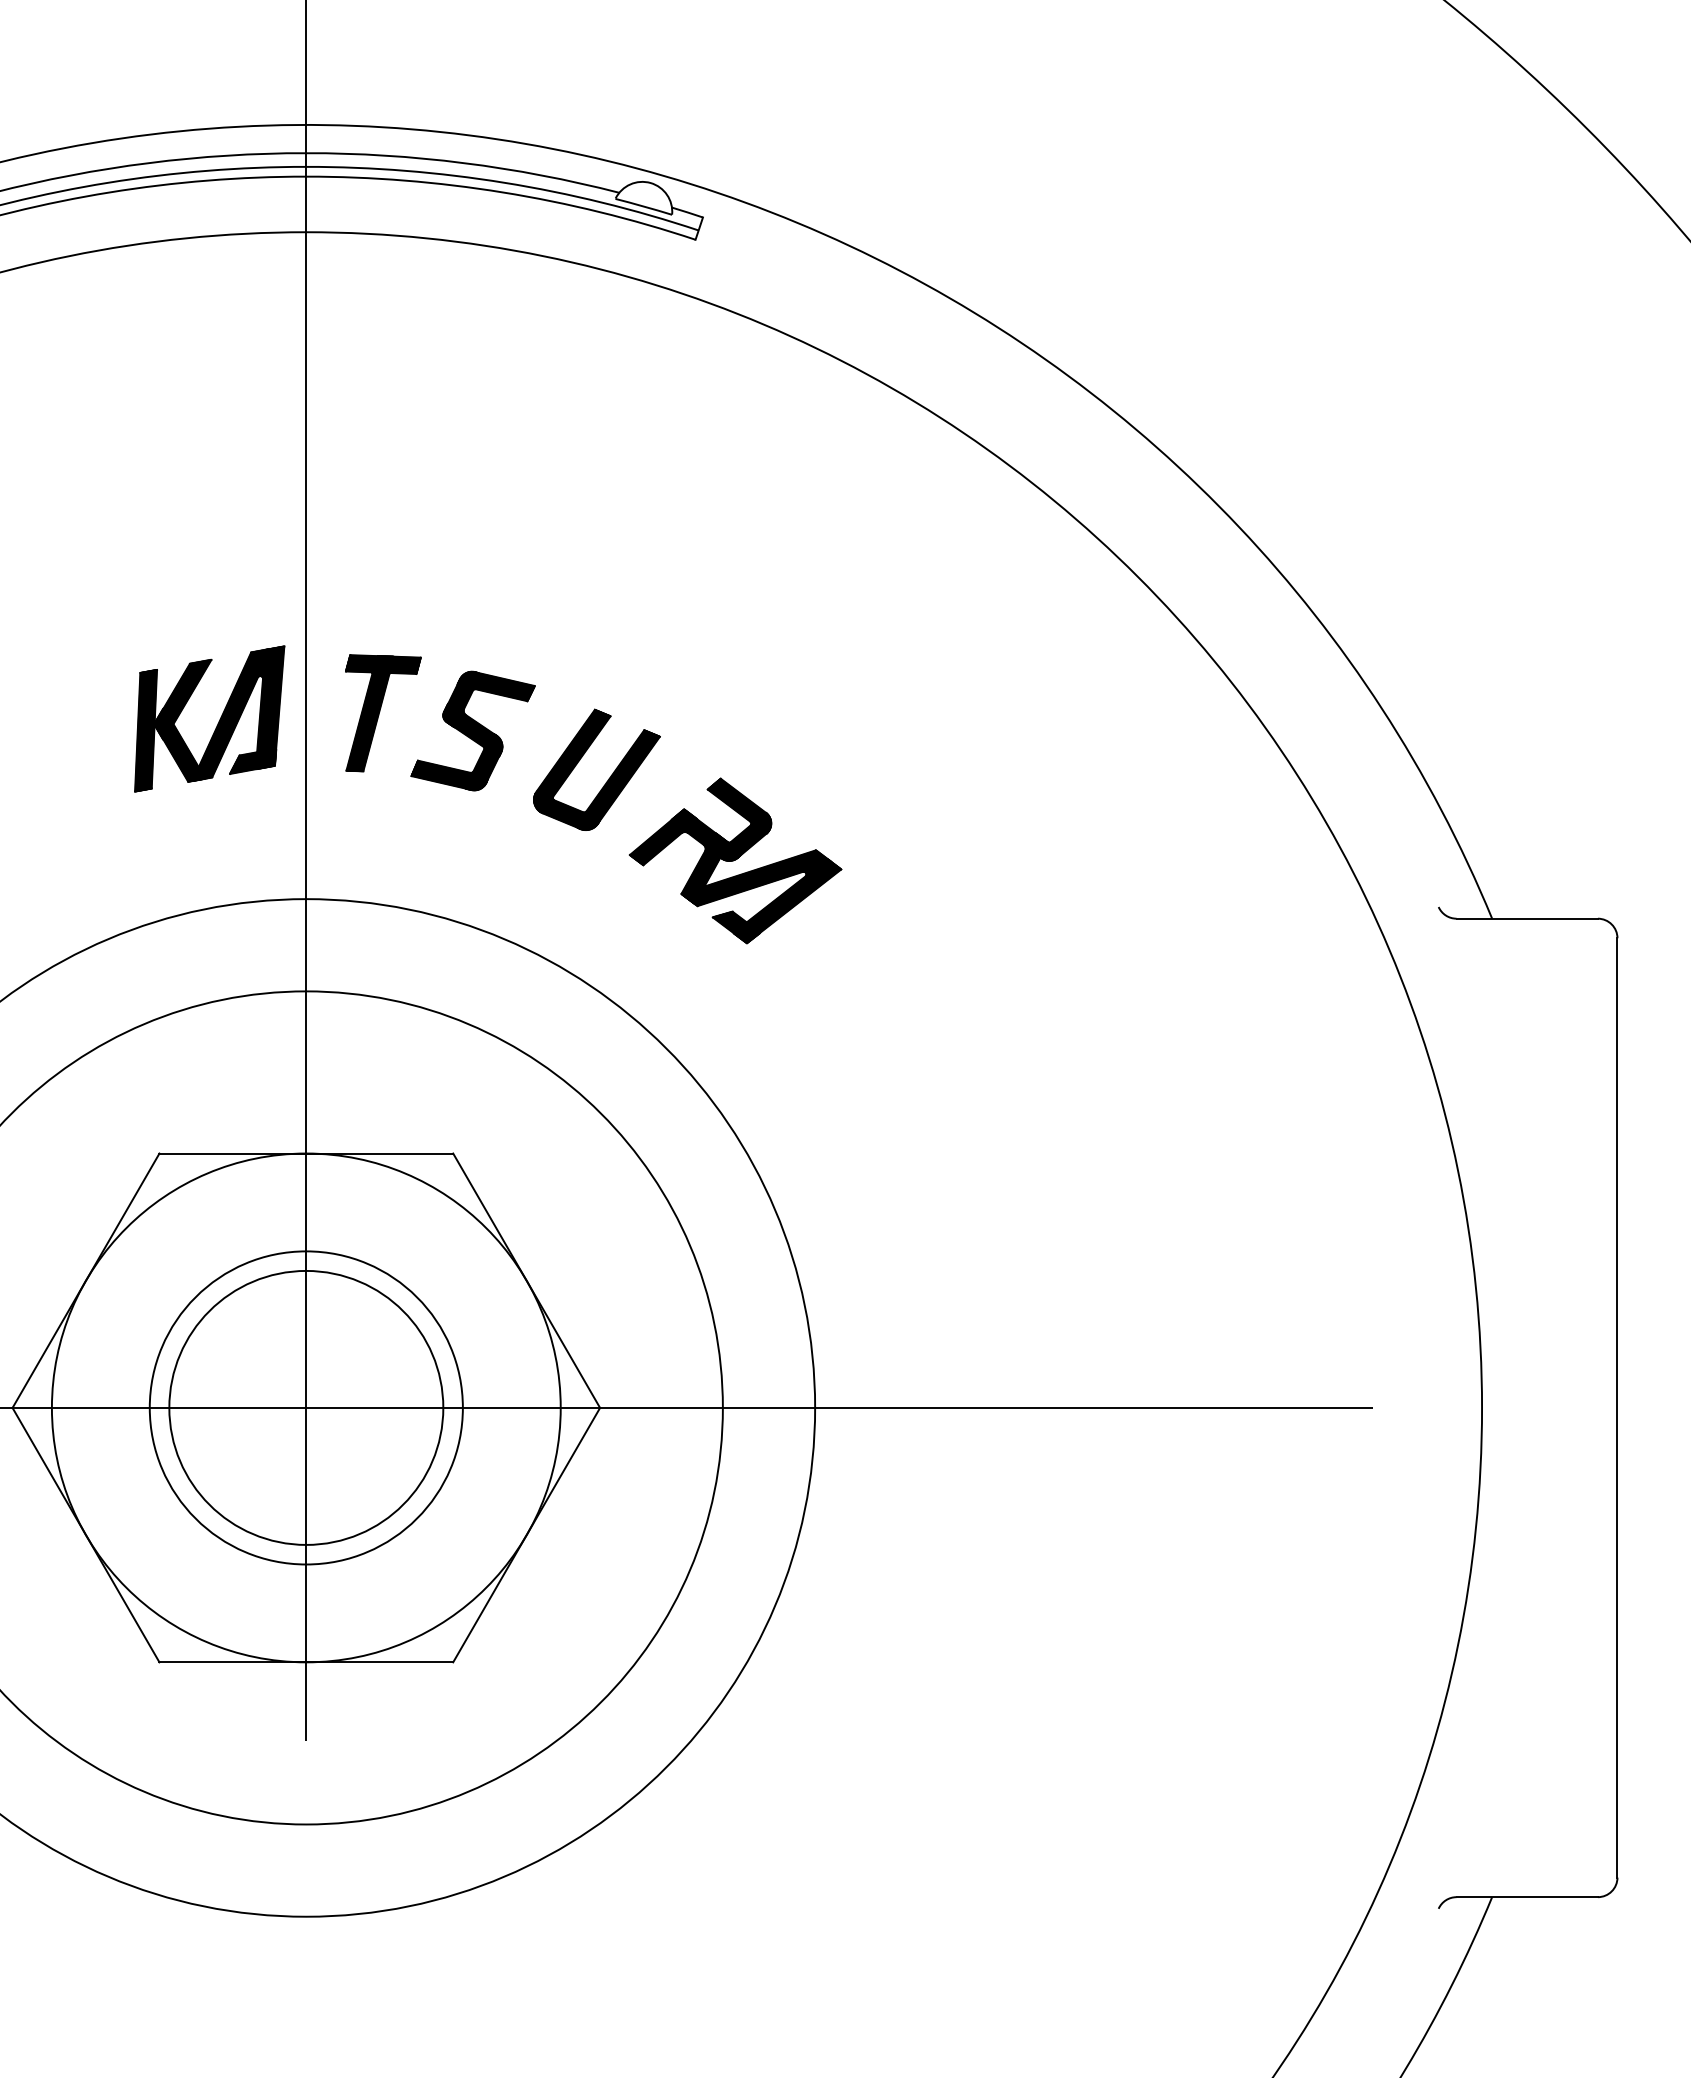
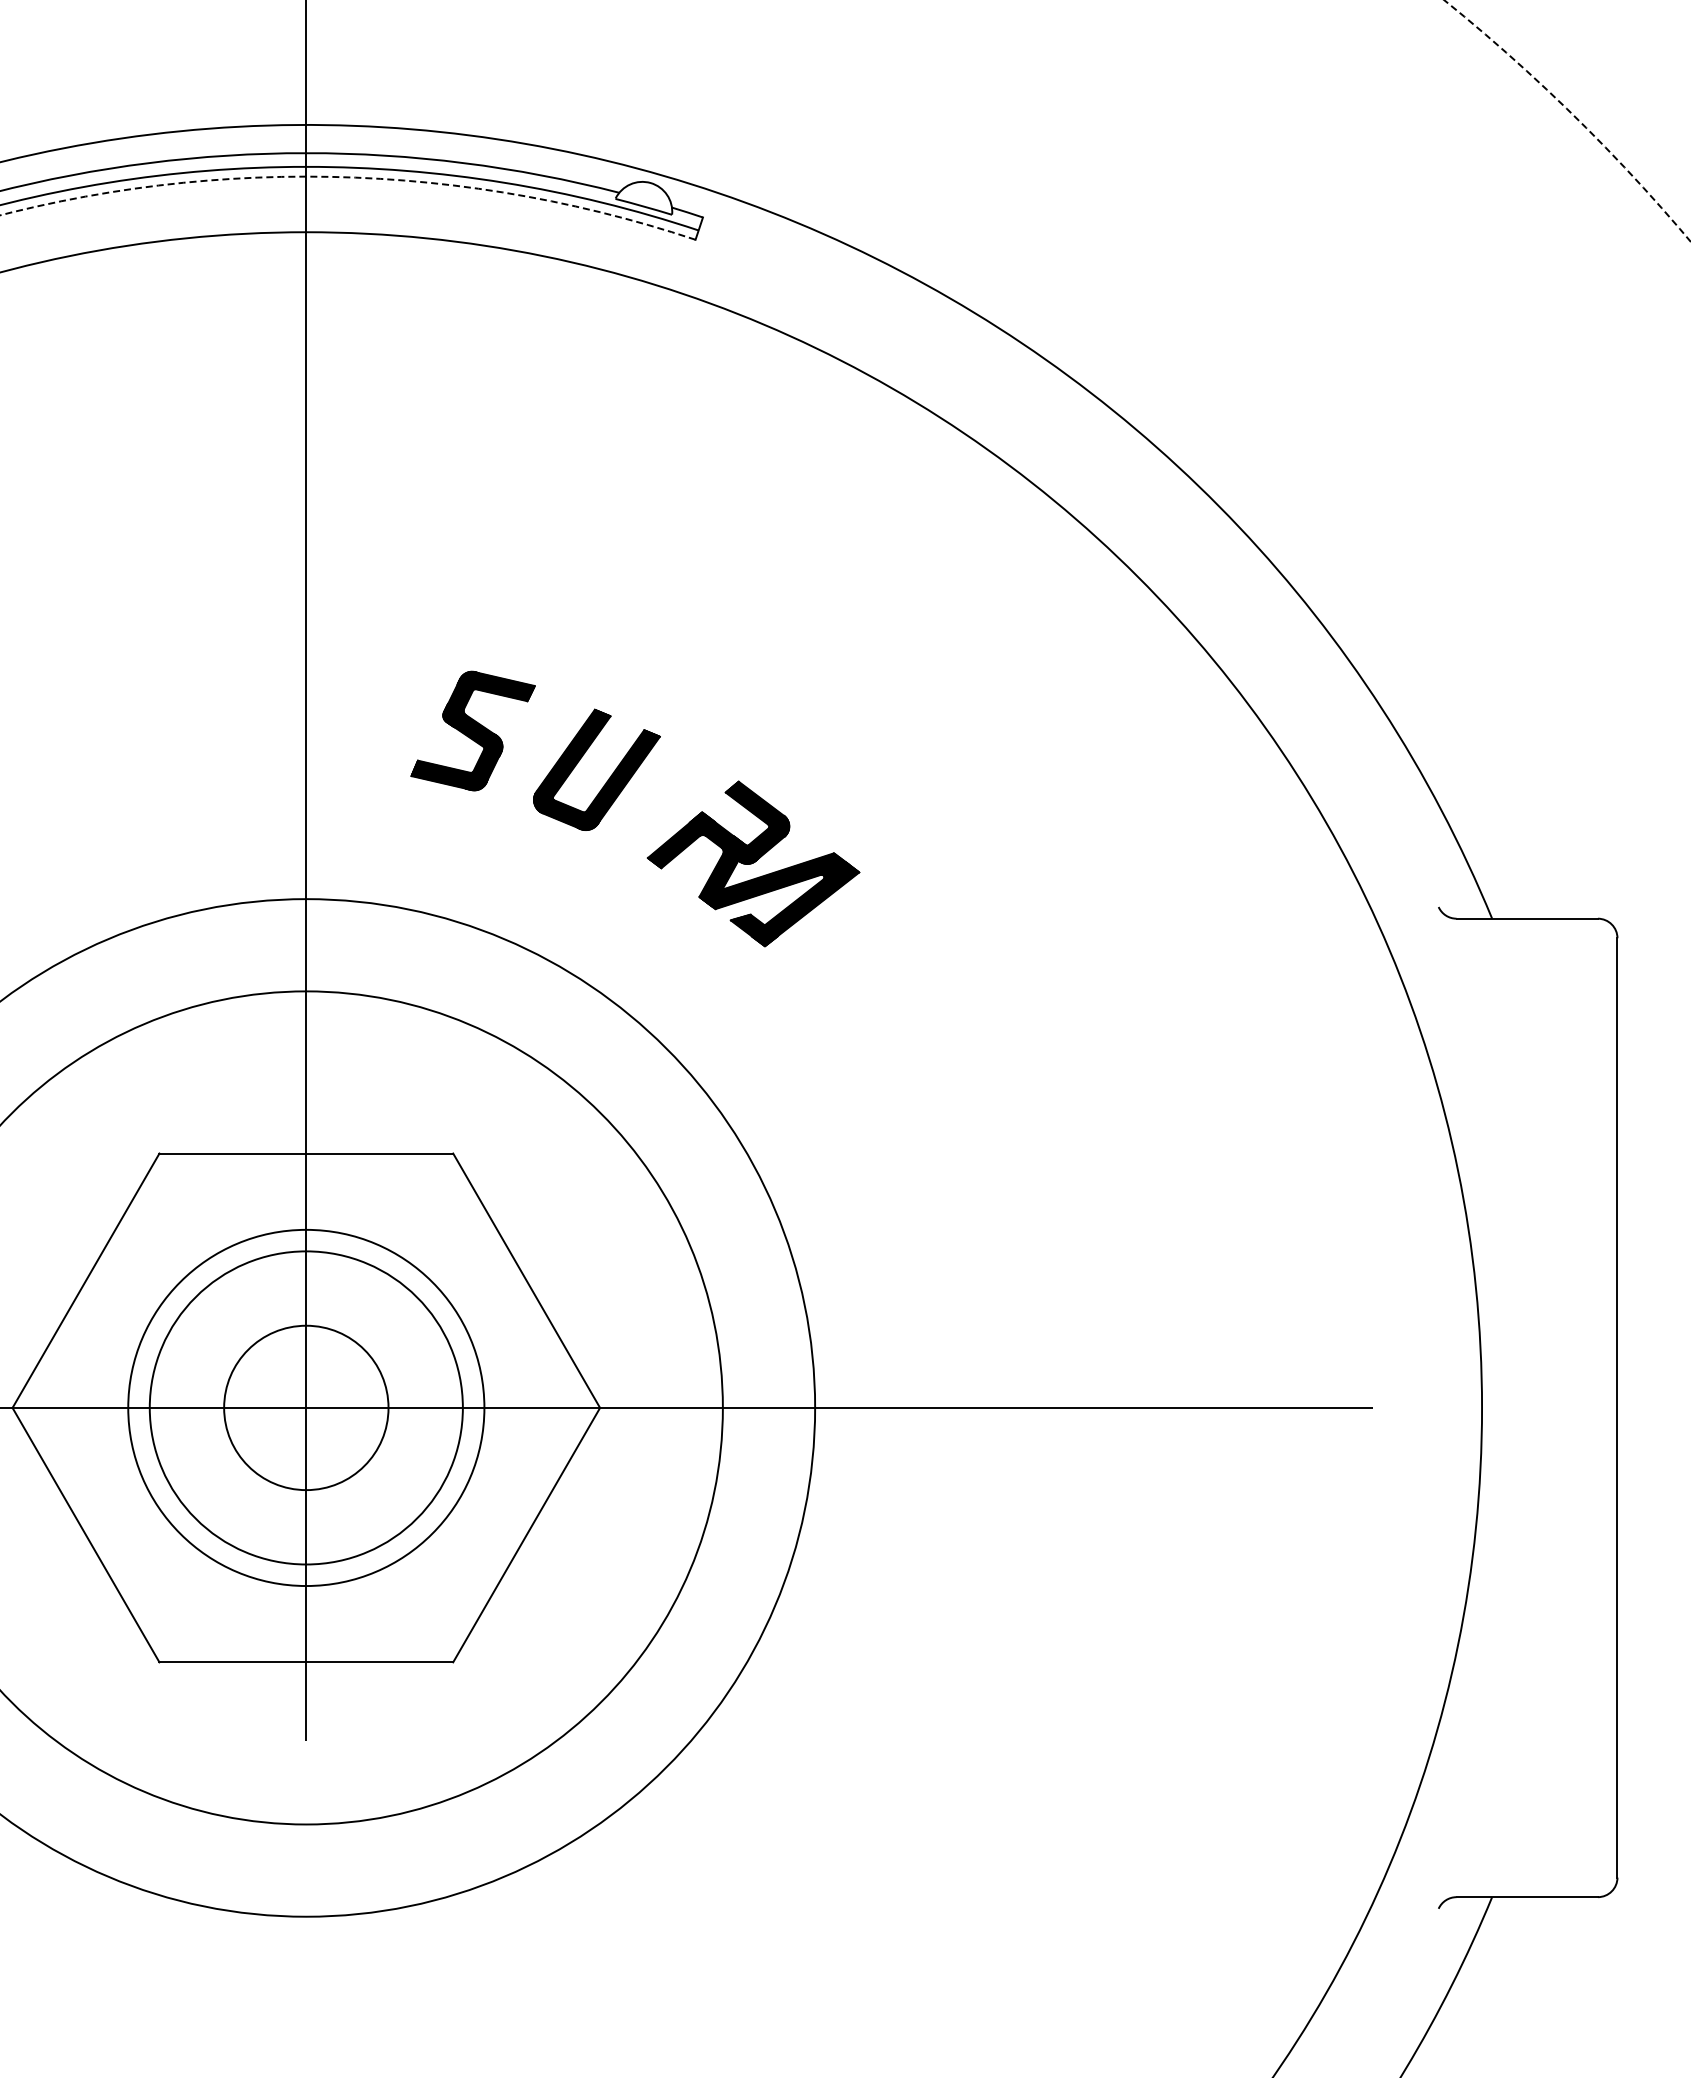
arc: solid -> dashed (1573, 114)
arc: solid -> dashed (348, 177)
part: present -> none (383, 713)
part: present -> none (217, 723)
part position: (735, 860) -> (753, 863) (753, 863)
circle diameter: 509 px -> 356 px (306, 1407)
circle diameter: 274 px -> 164 px (306, 1407)
